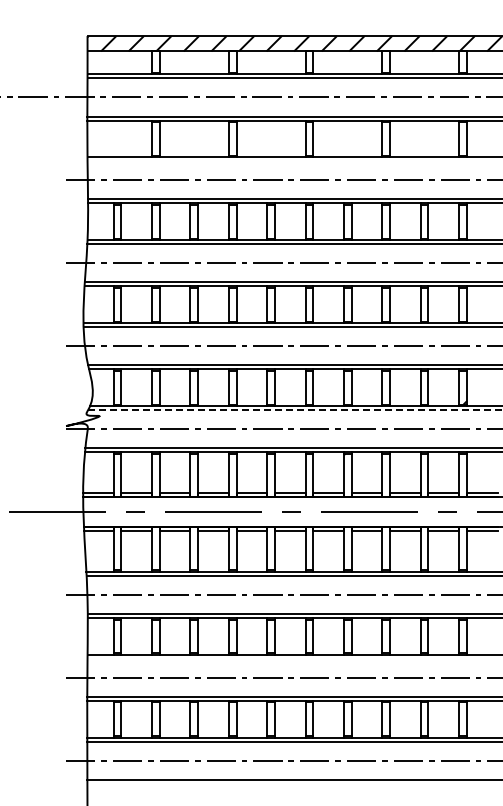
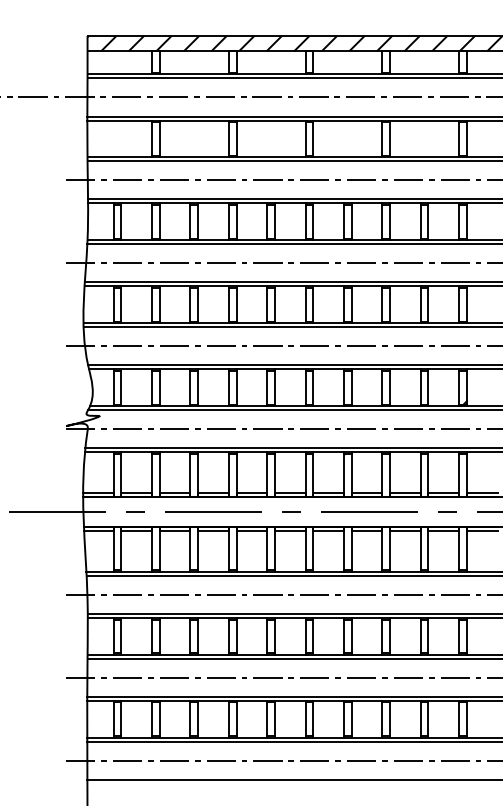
line: none -> present (293, 161)
line: dashed -> solid (295, 410)
line: none -> present (293, 658)
